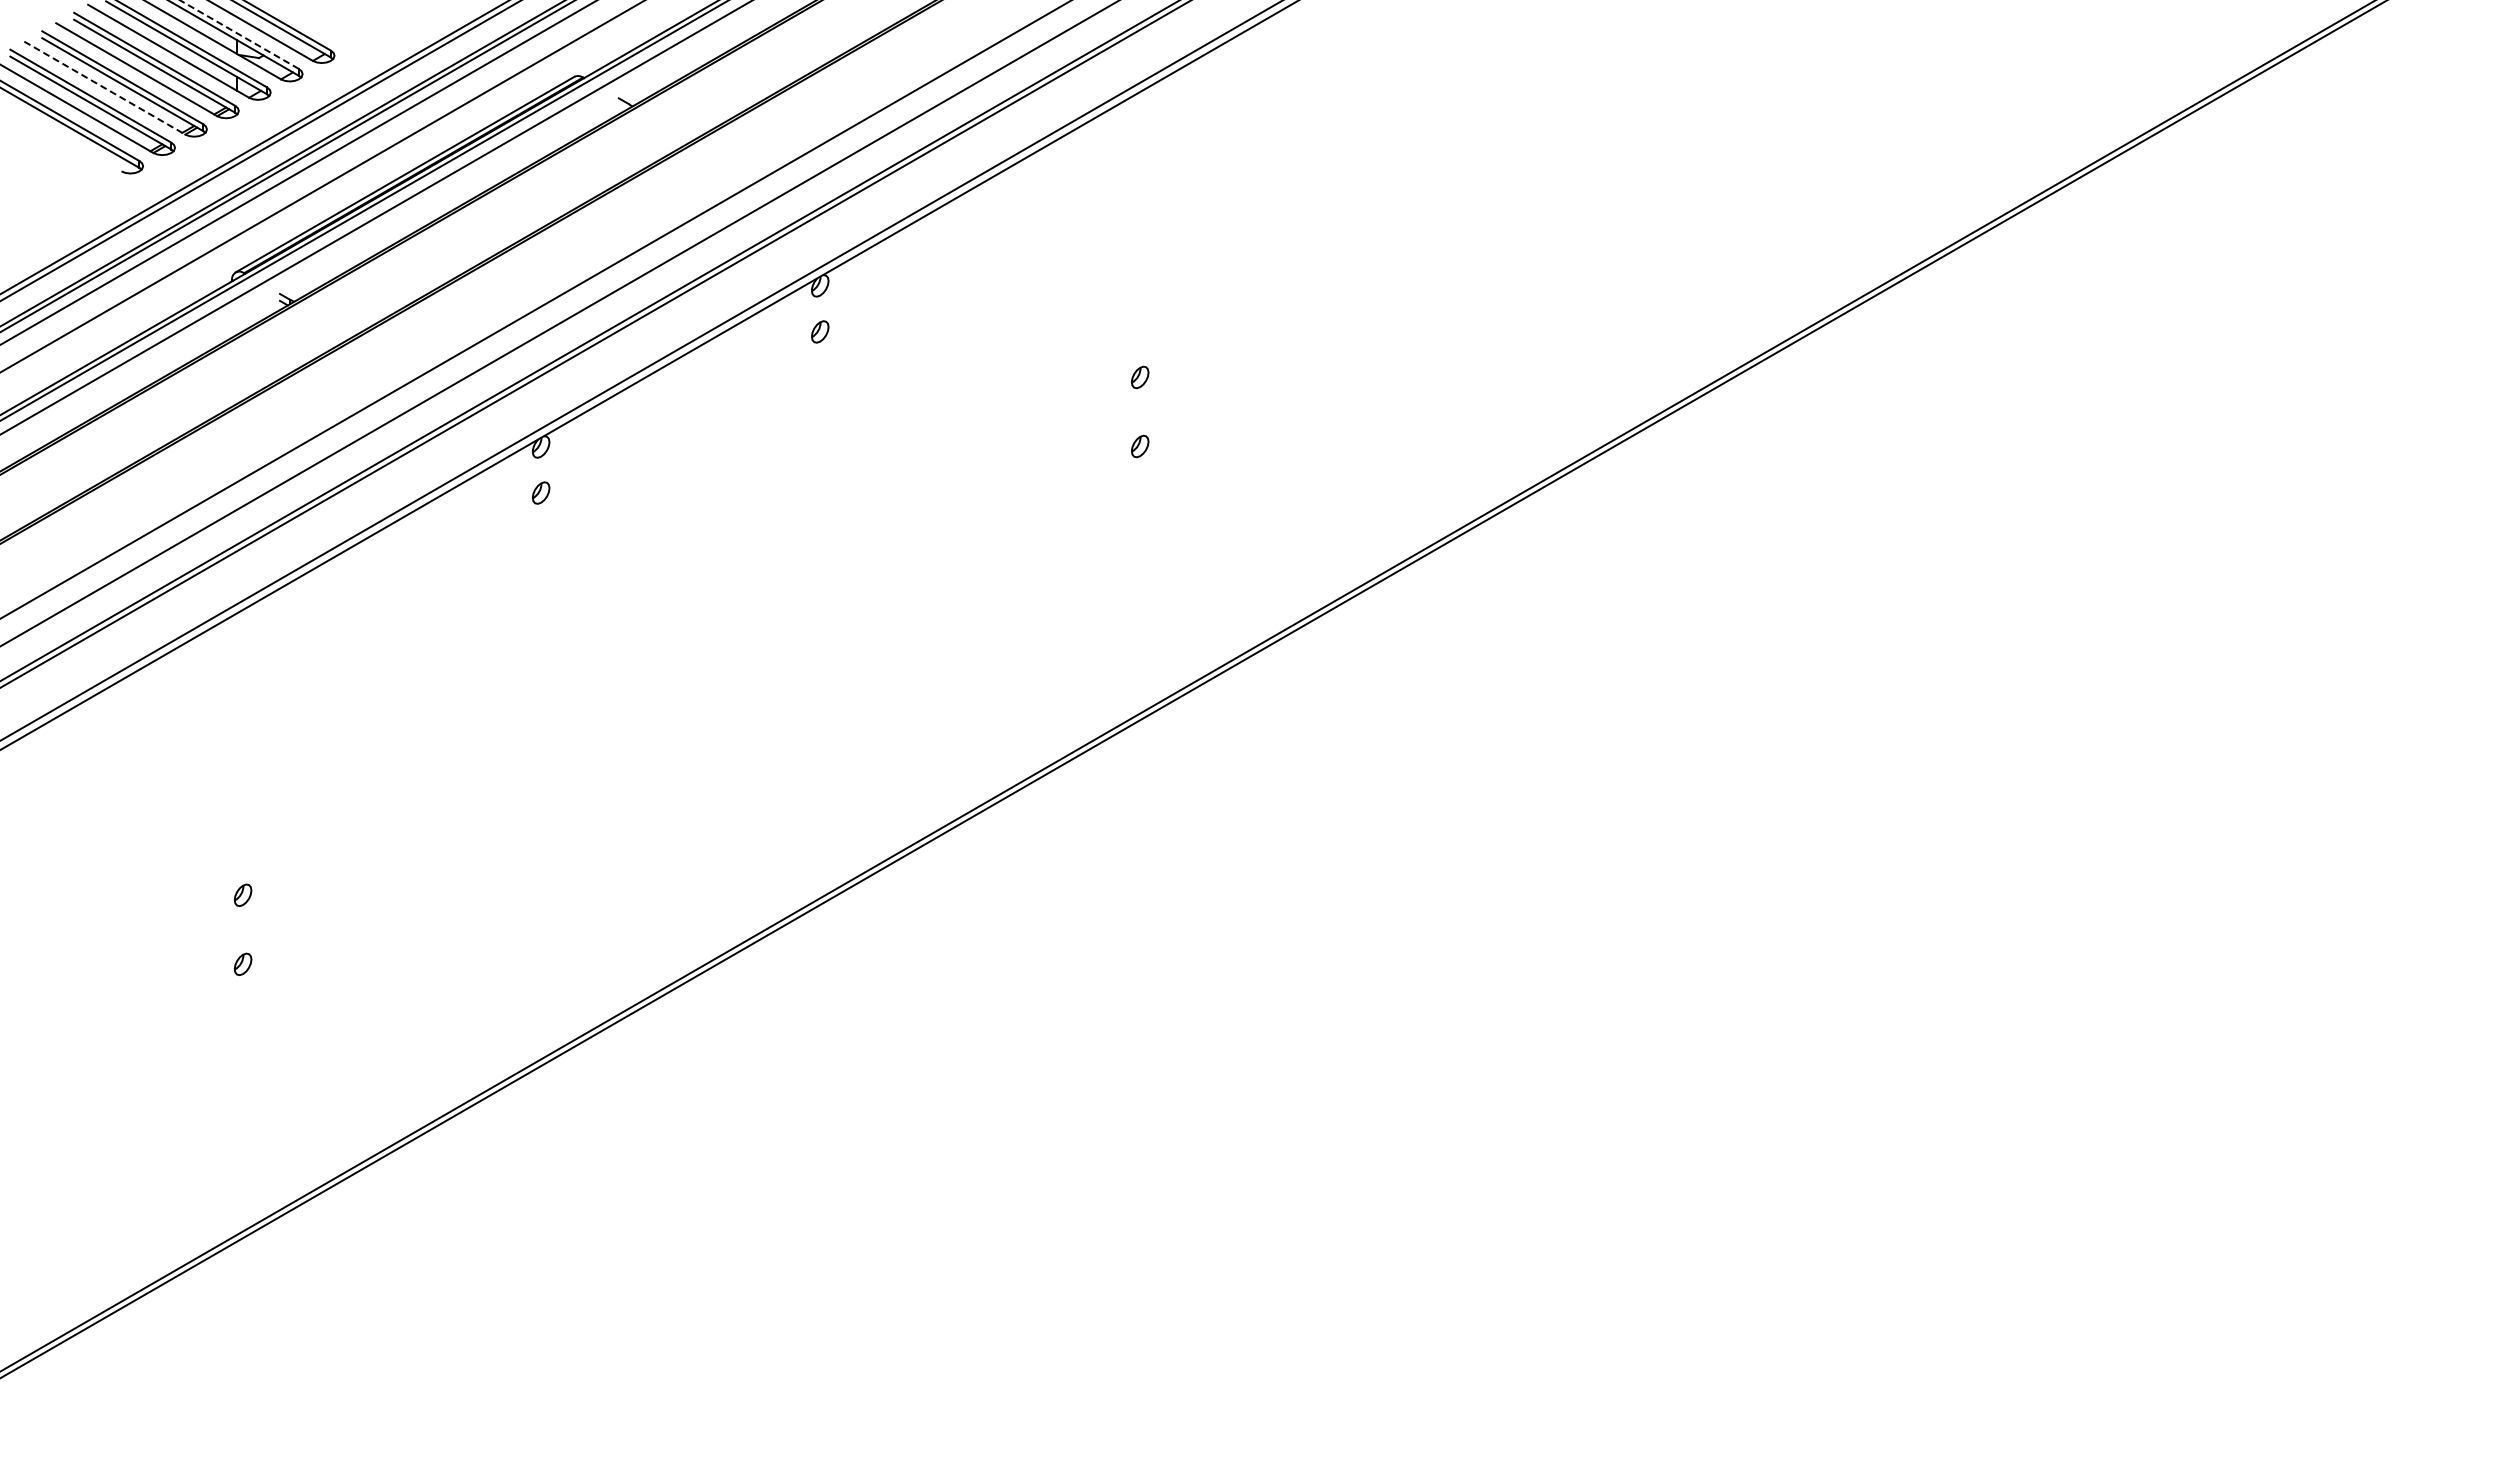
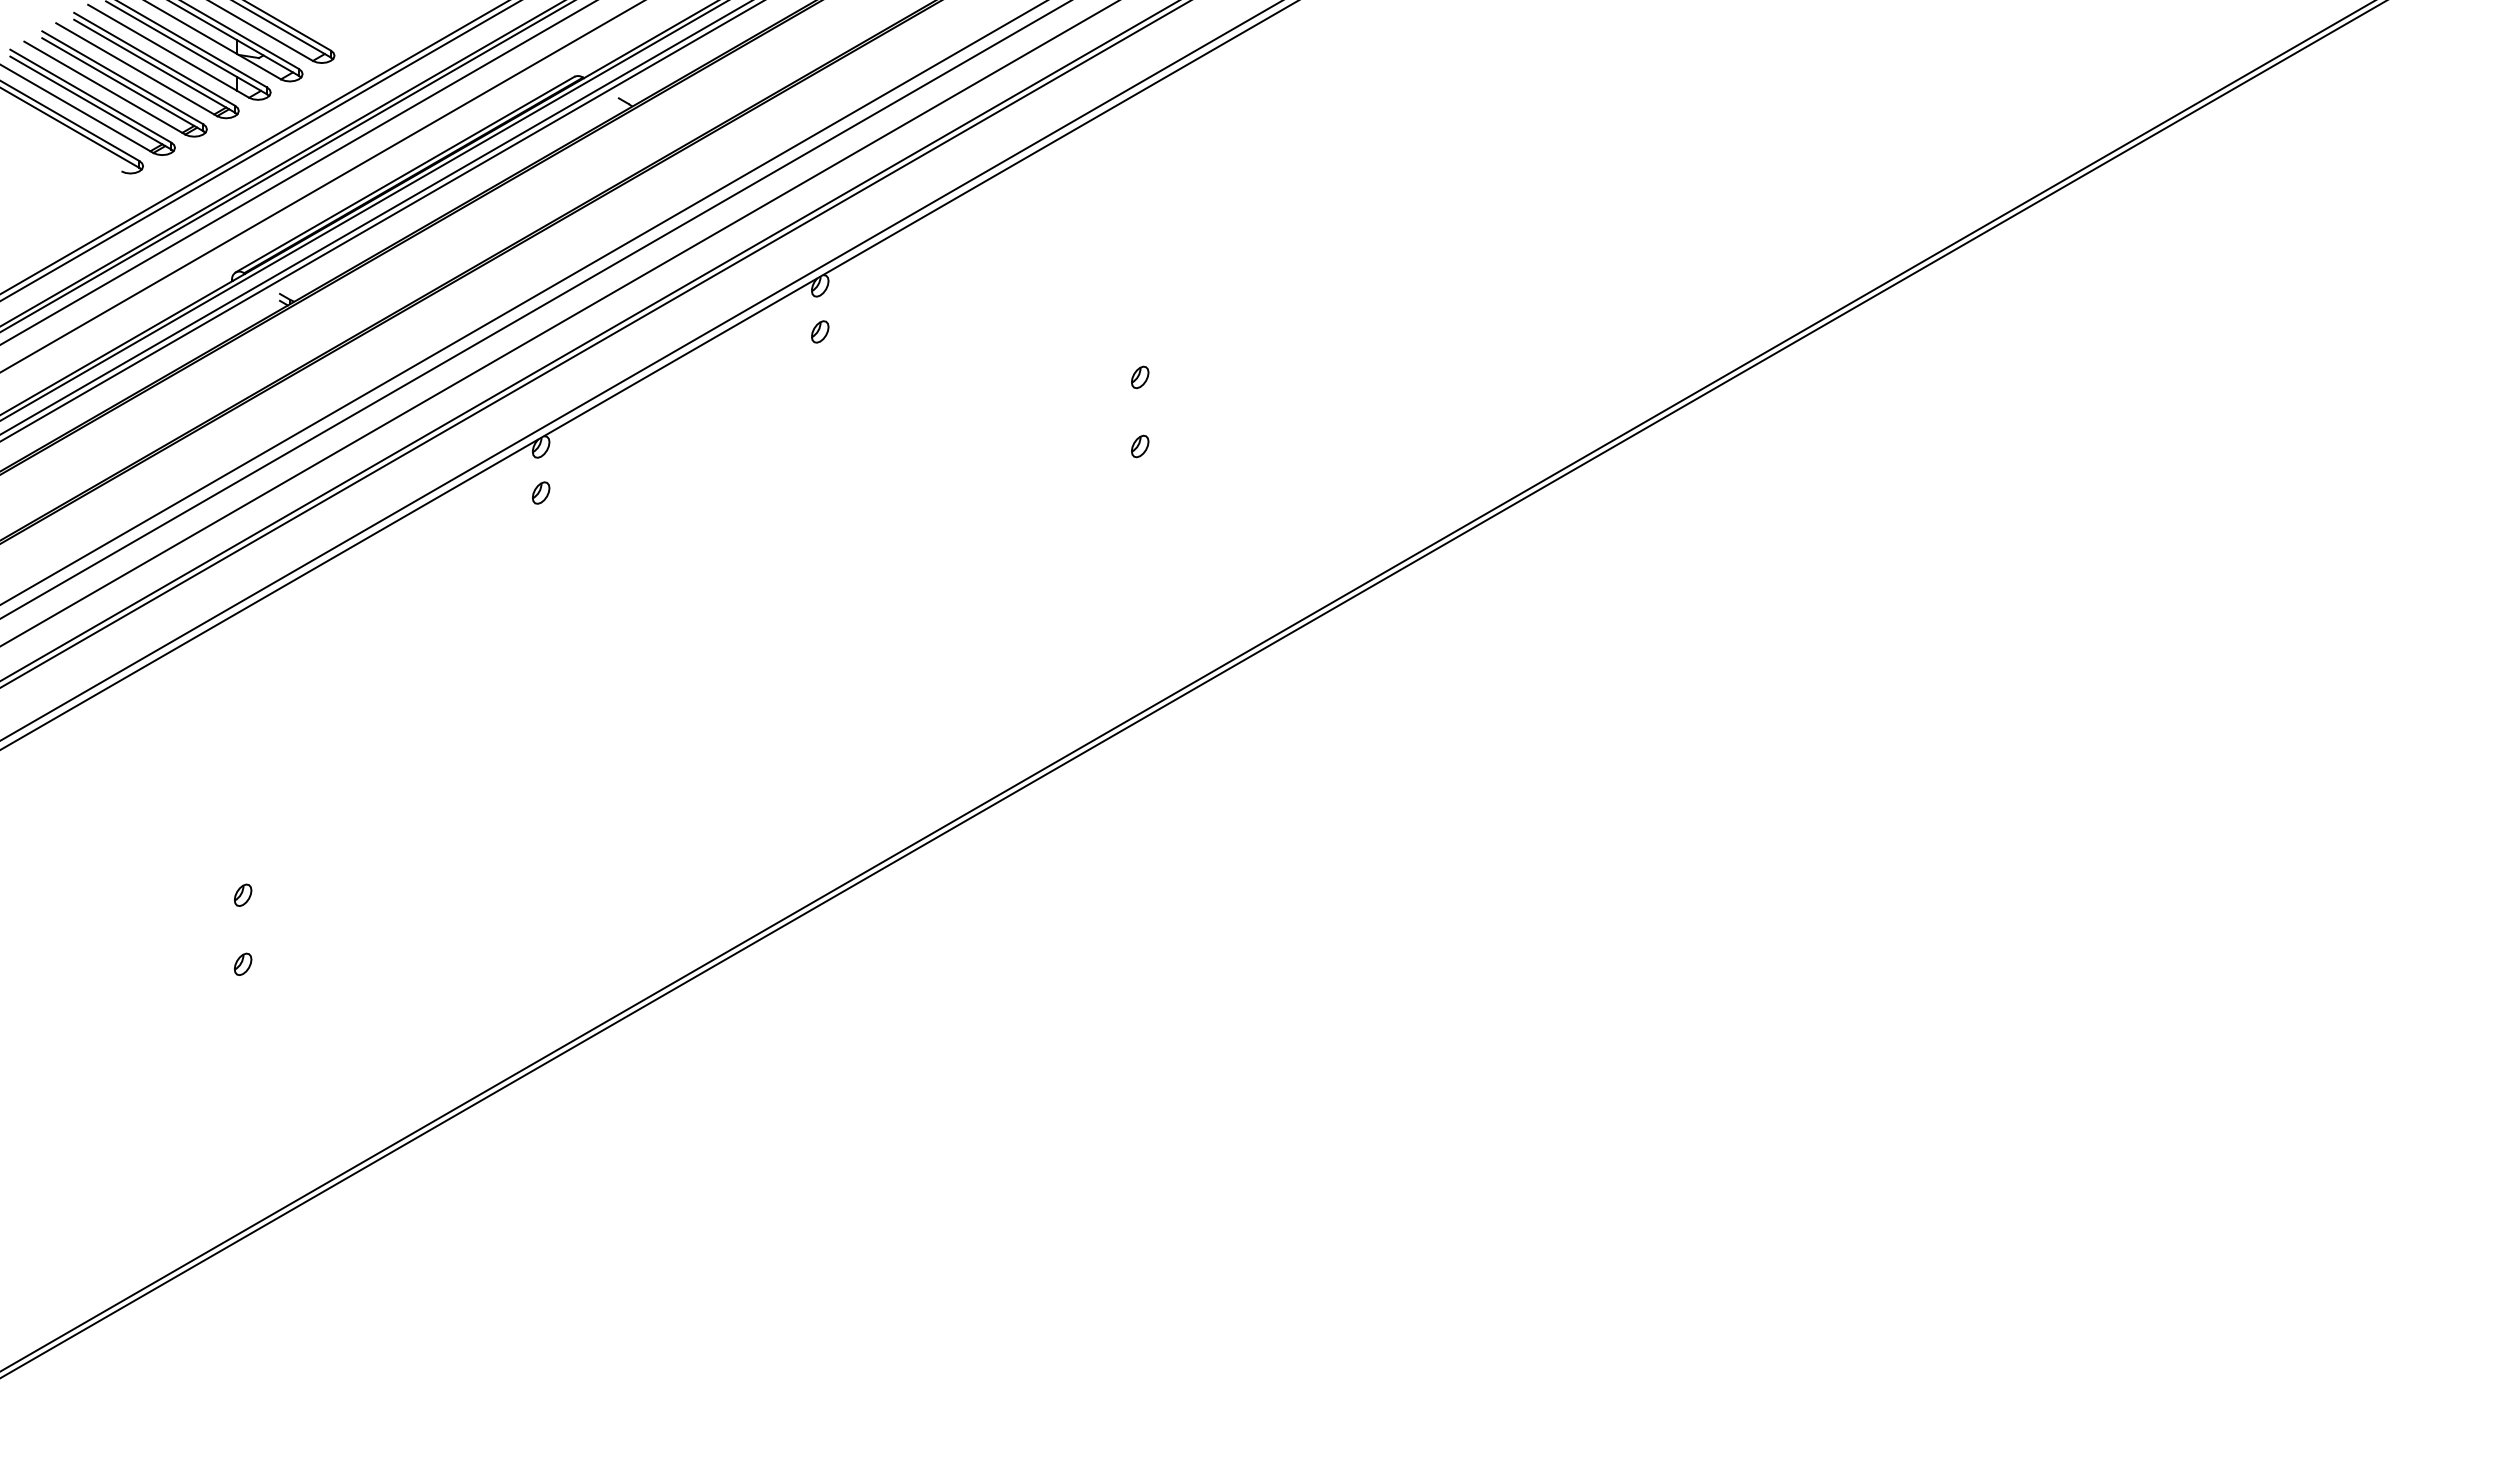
line: dashed -> solid (239, 34)
line: dashed -> solid (104, 88)
line: none -> present (381, 221)
line: none -> present (523, 303)
